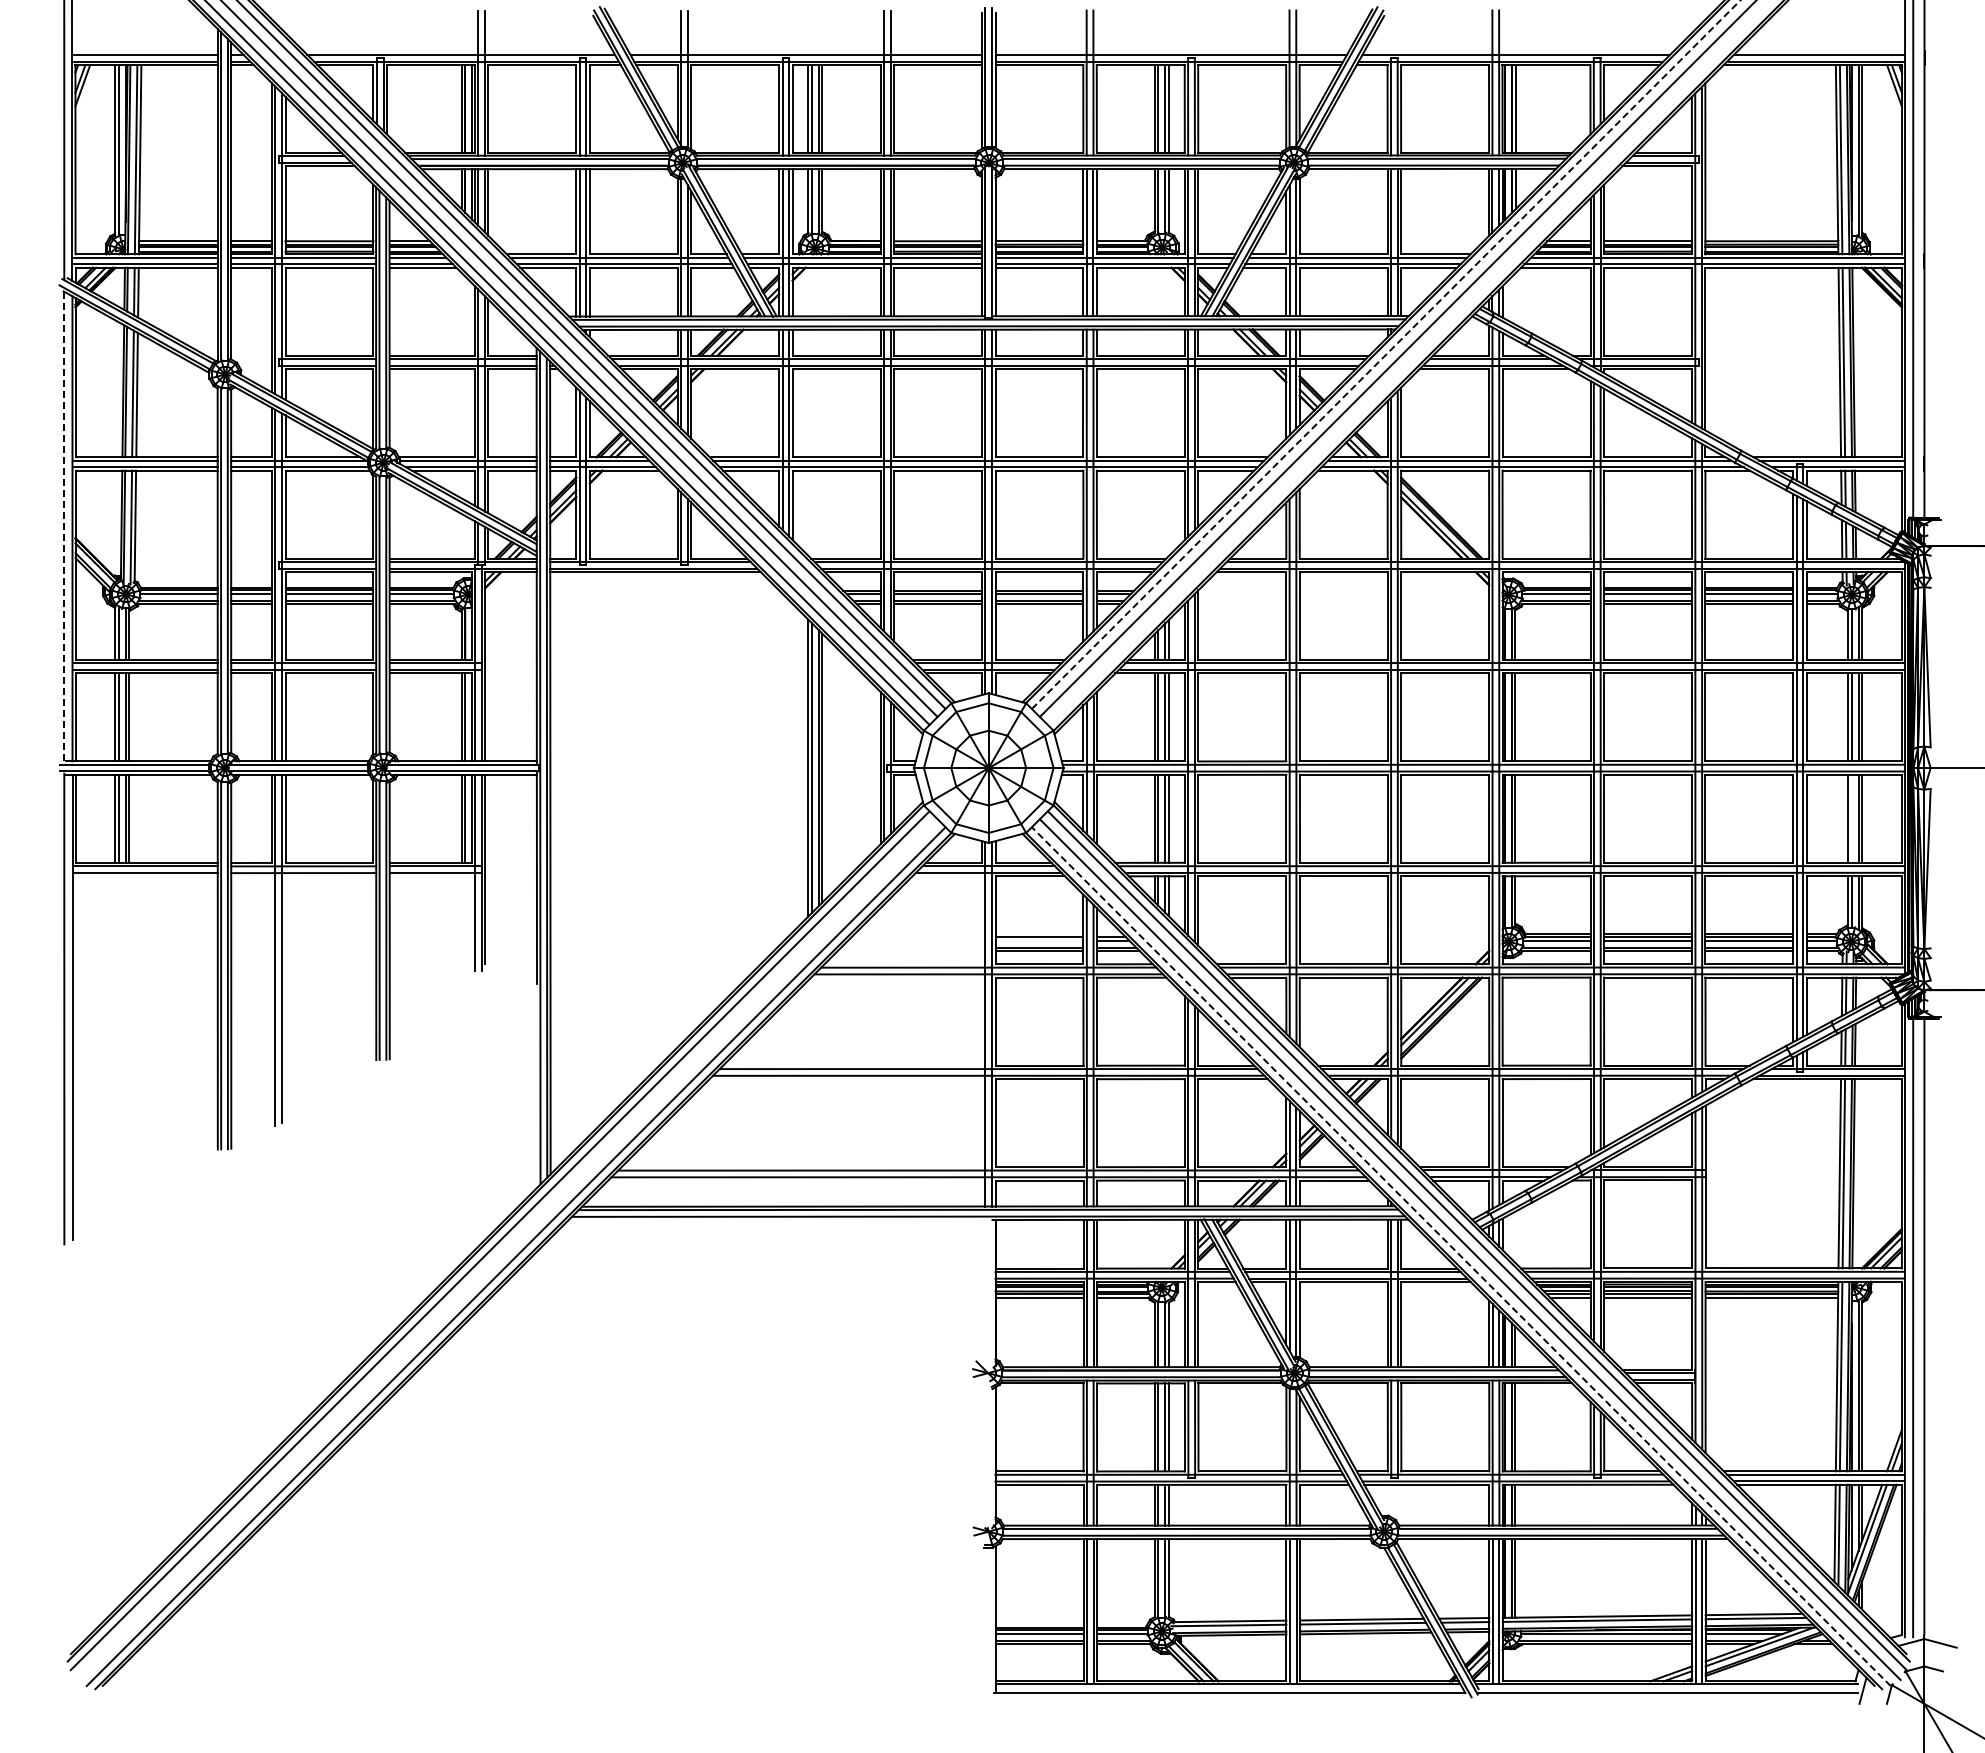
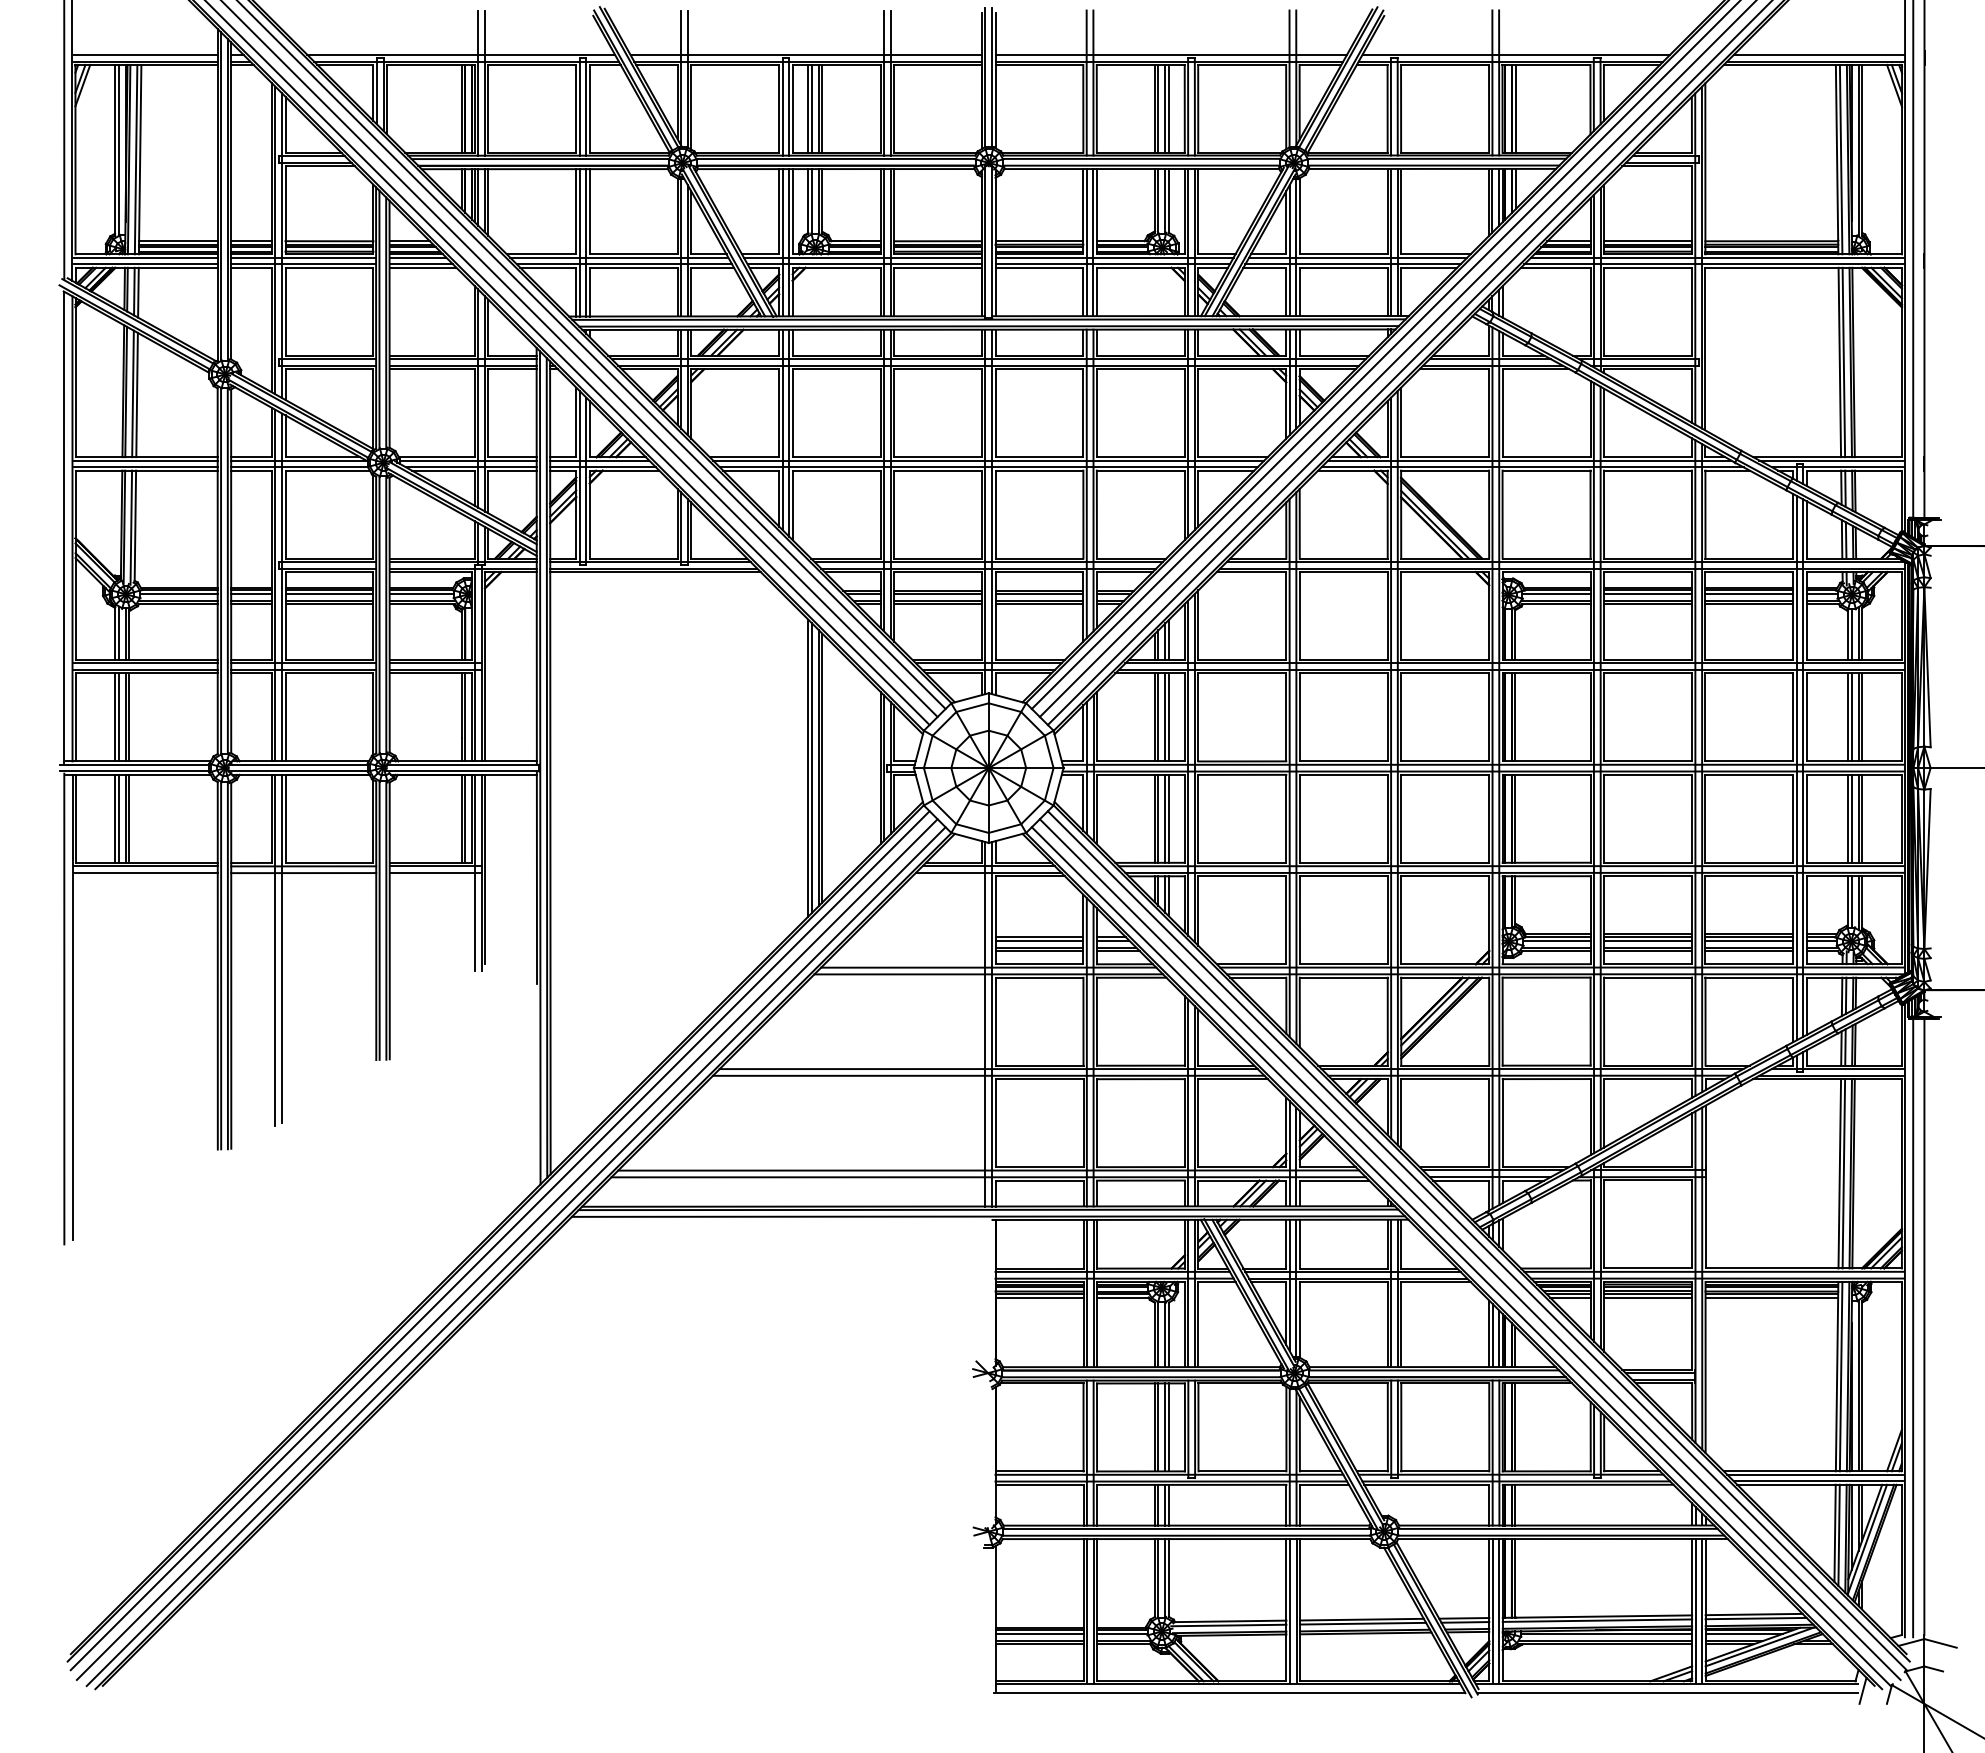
line: dashed -> solid (1386, 354)
line: none -> present (1408, 363)
line: dashed -> solid (64, 527)
line: none -> present (1851, 818)
line: none -> present (1039, 940)
line: none -> present (506, 1249)
line: dashed -> solid (1460, 1256)
